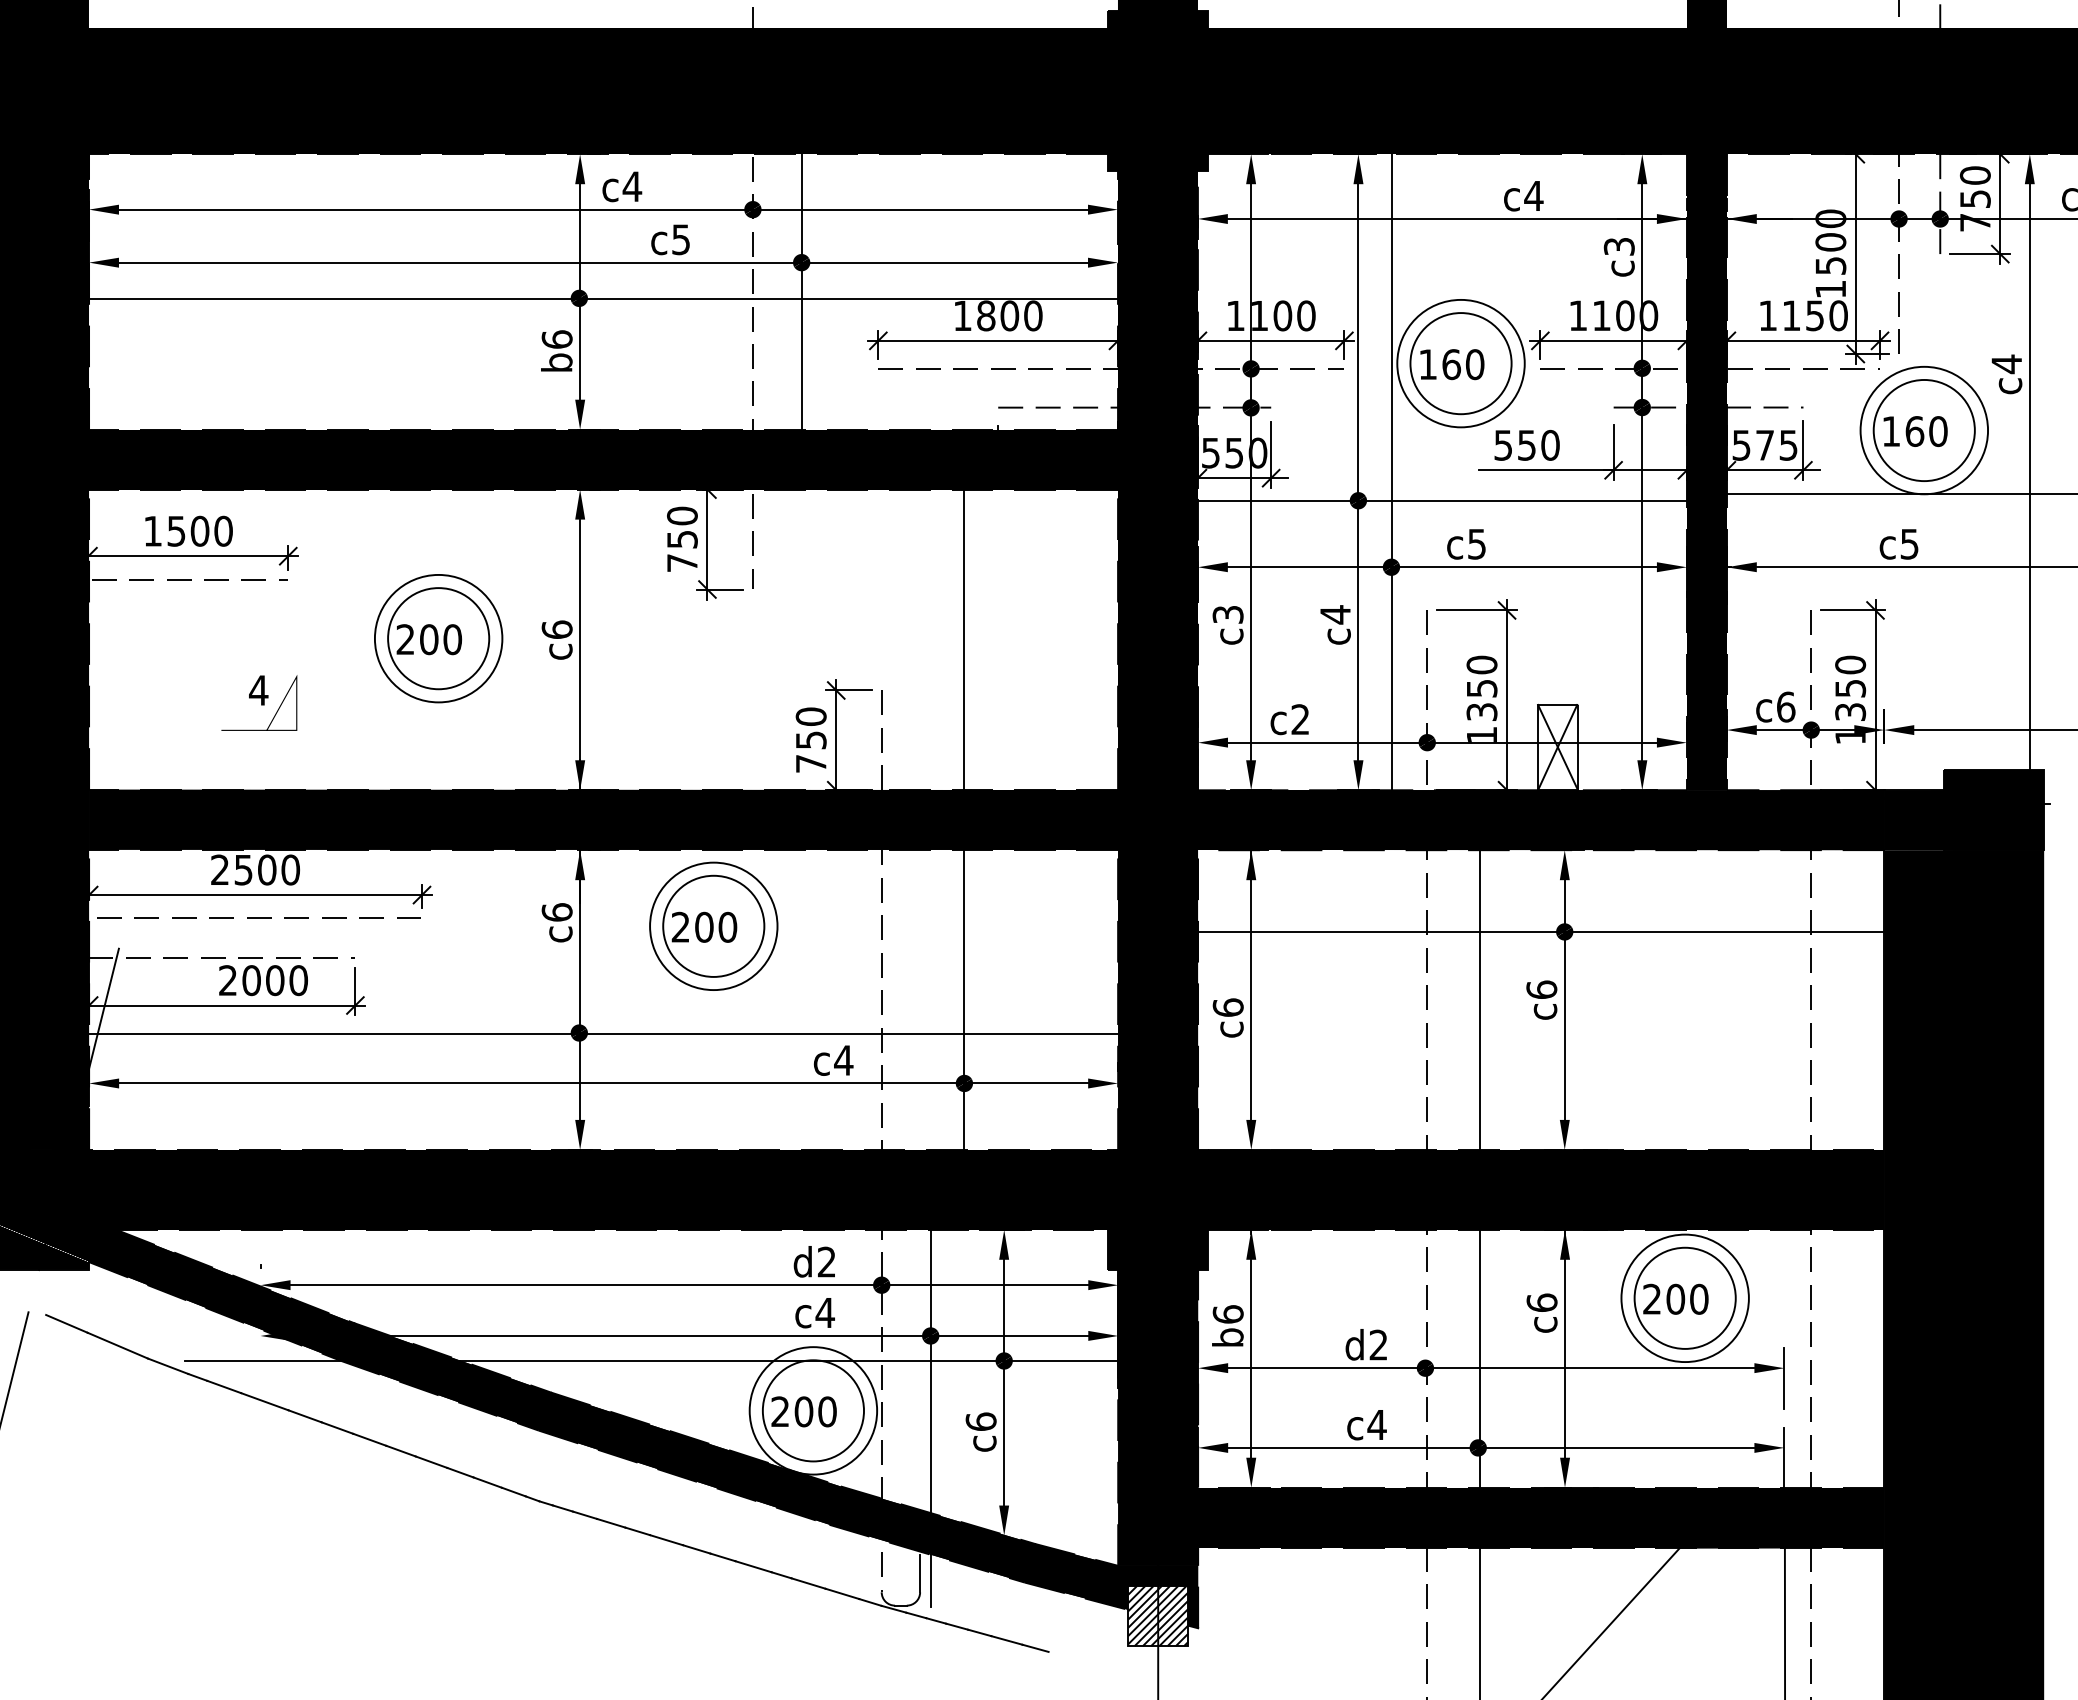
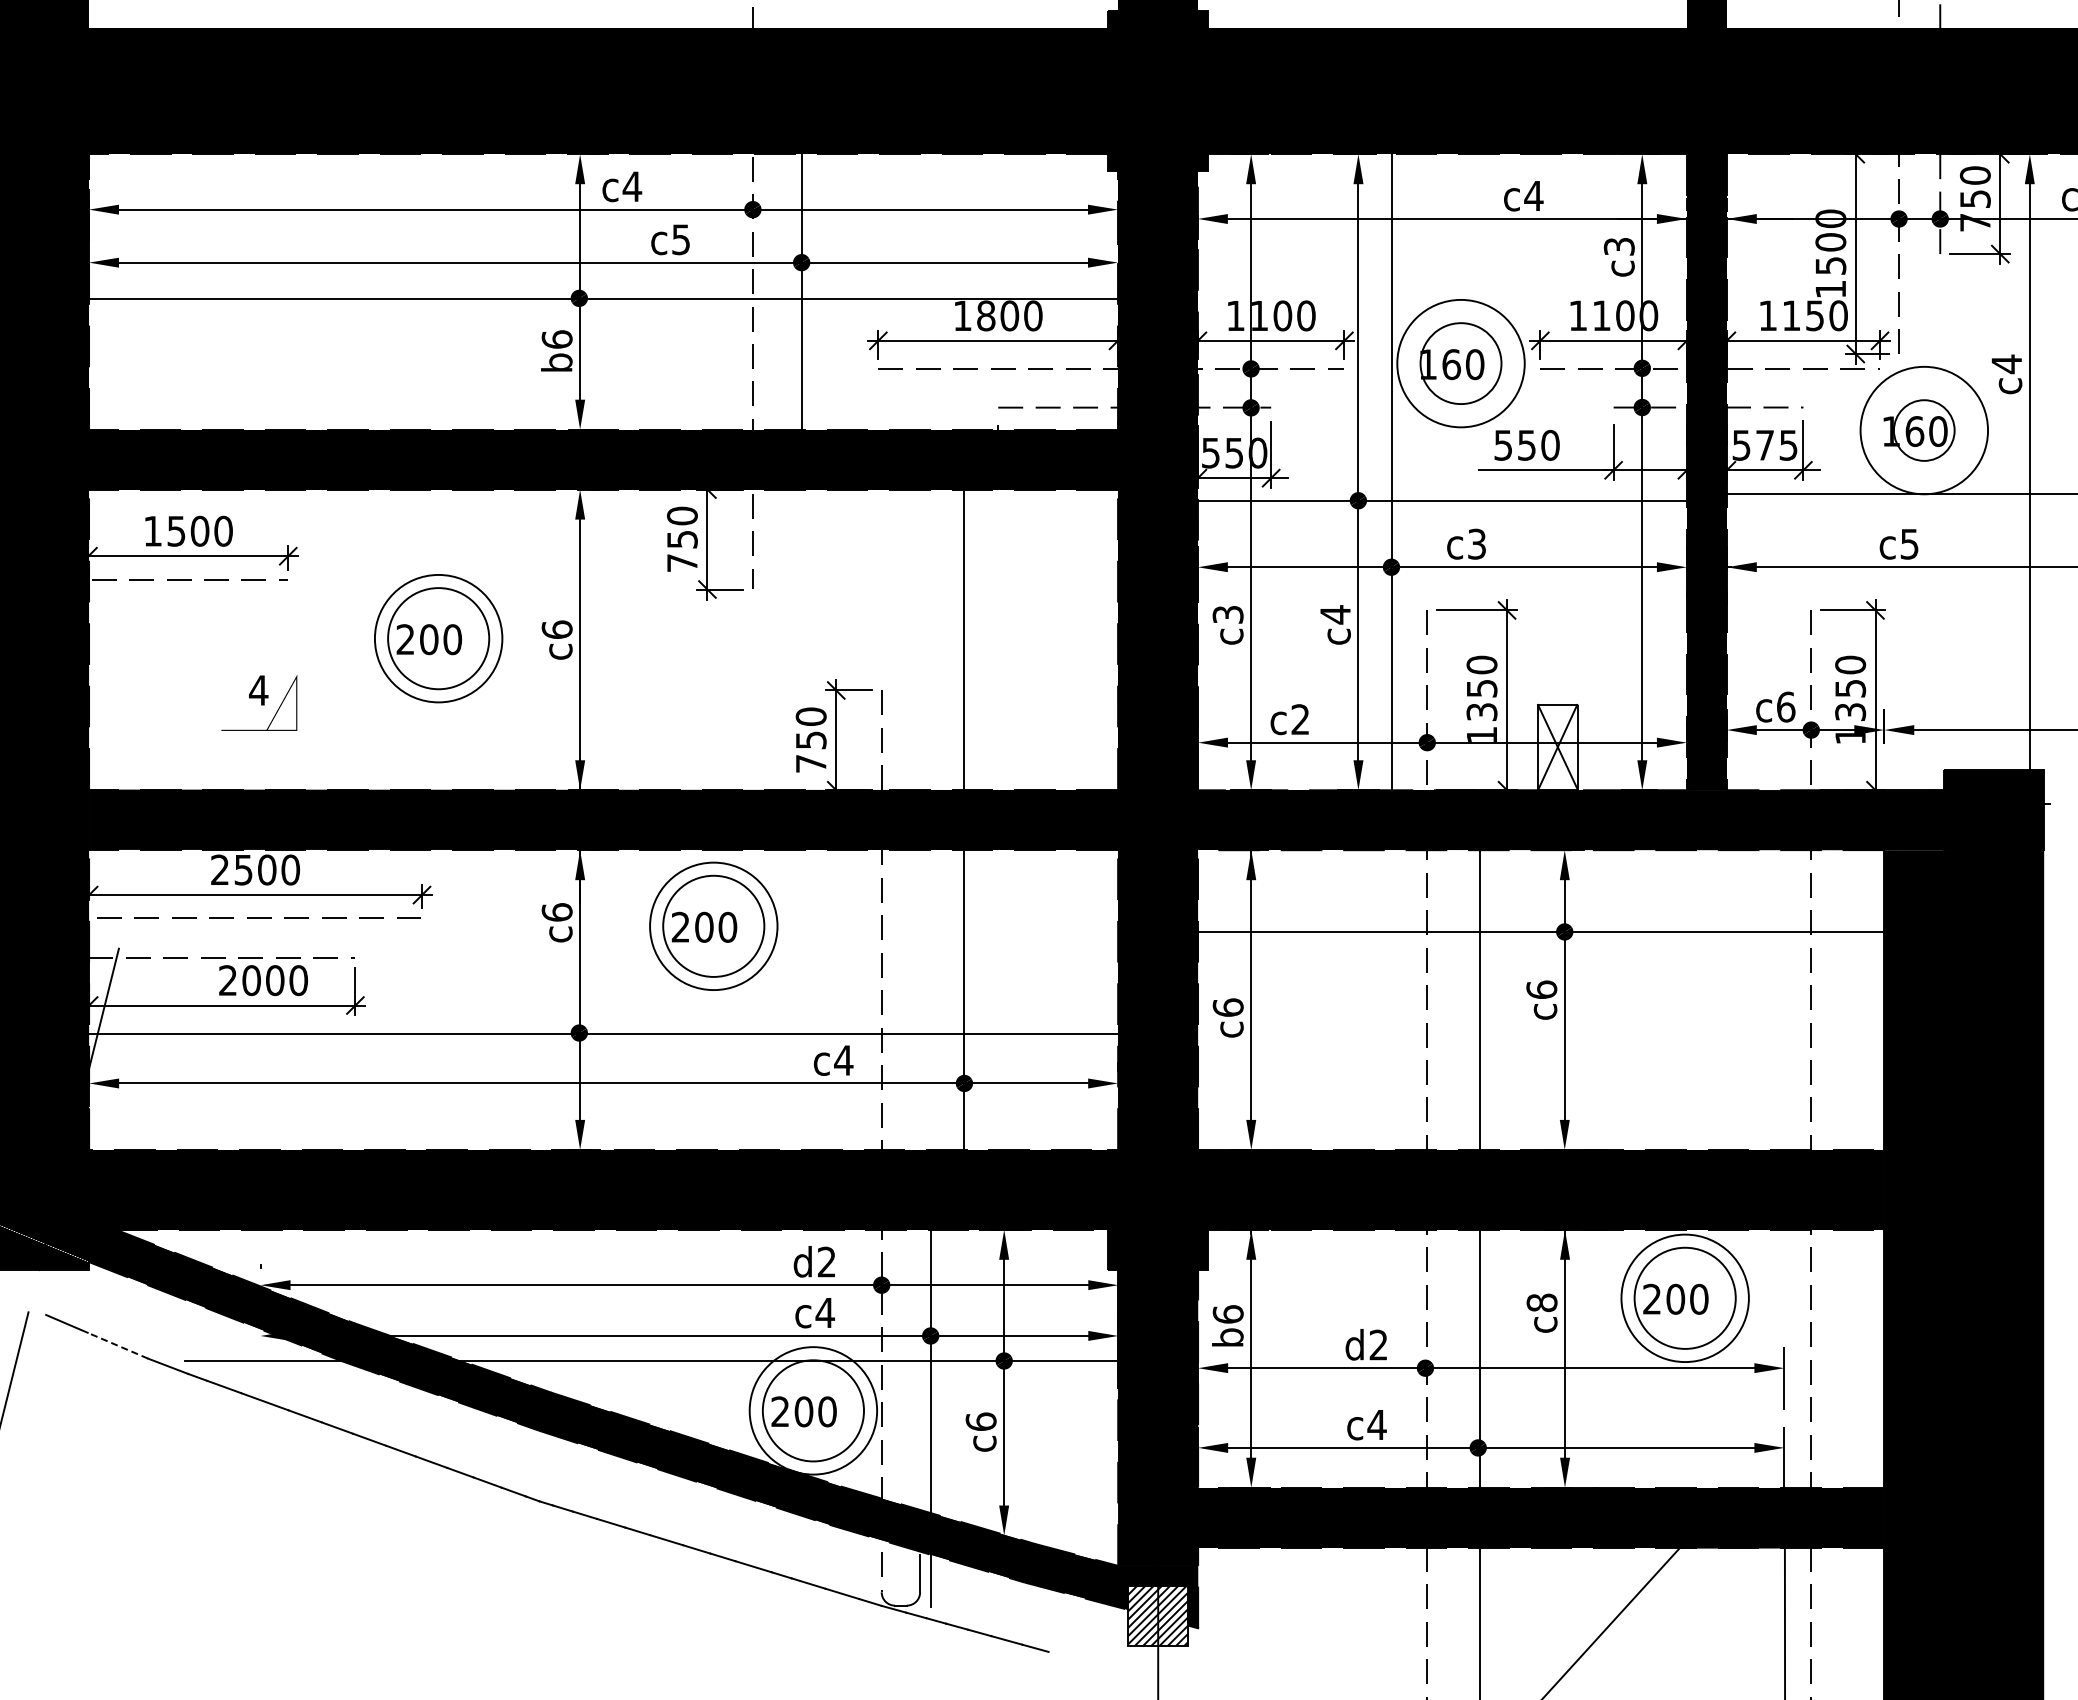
circle diameter: 101 px -> 81 px (1460, 363)
circle diameter: 101 px -> 61 px (1923, 430)
text: c5 -> c3 (1476, 543)
text: c6 -> c8 (1541, 1302)
line: solid -> dashed (117, 1345)
